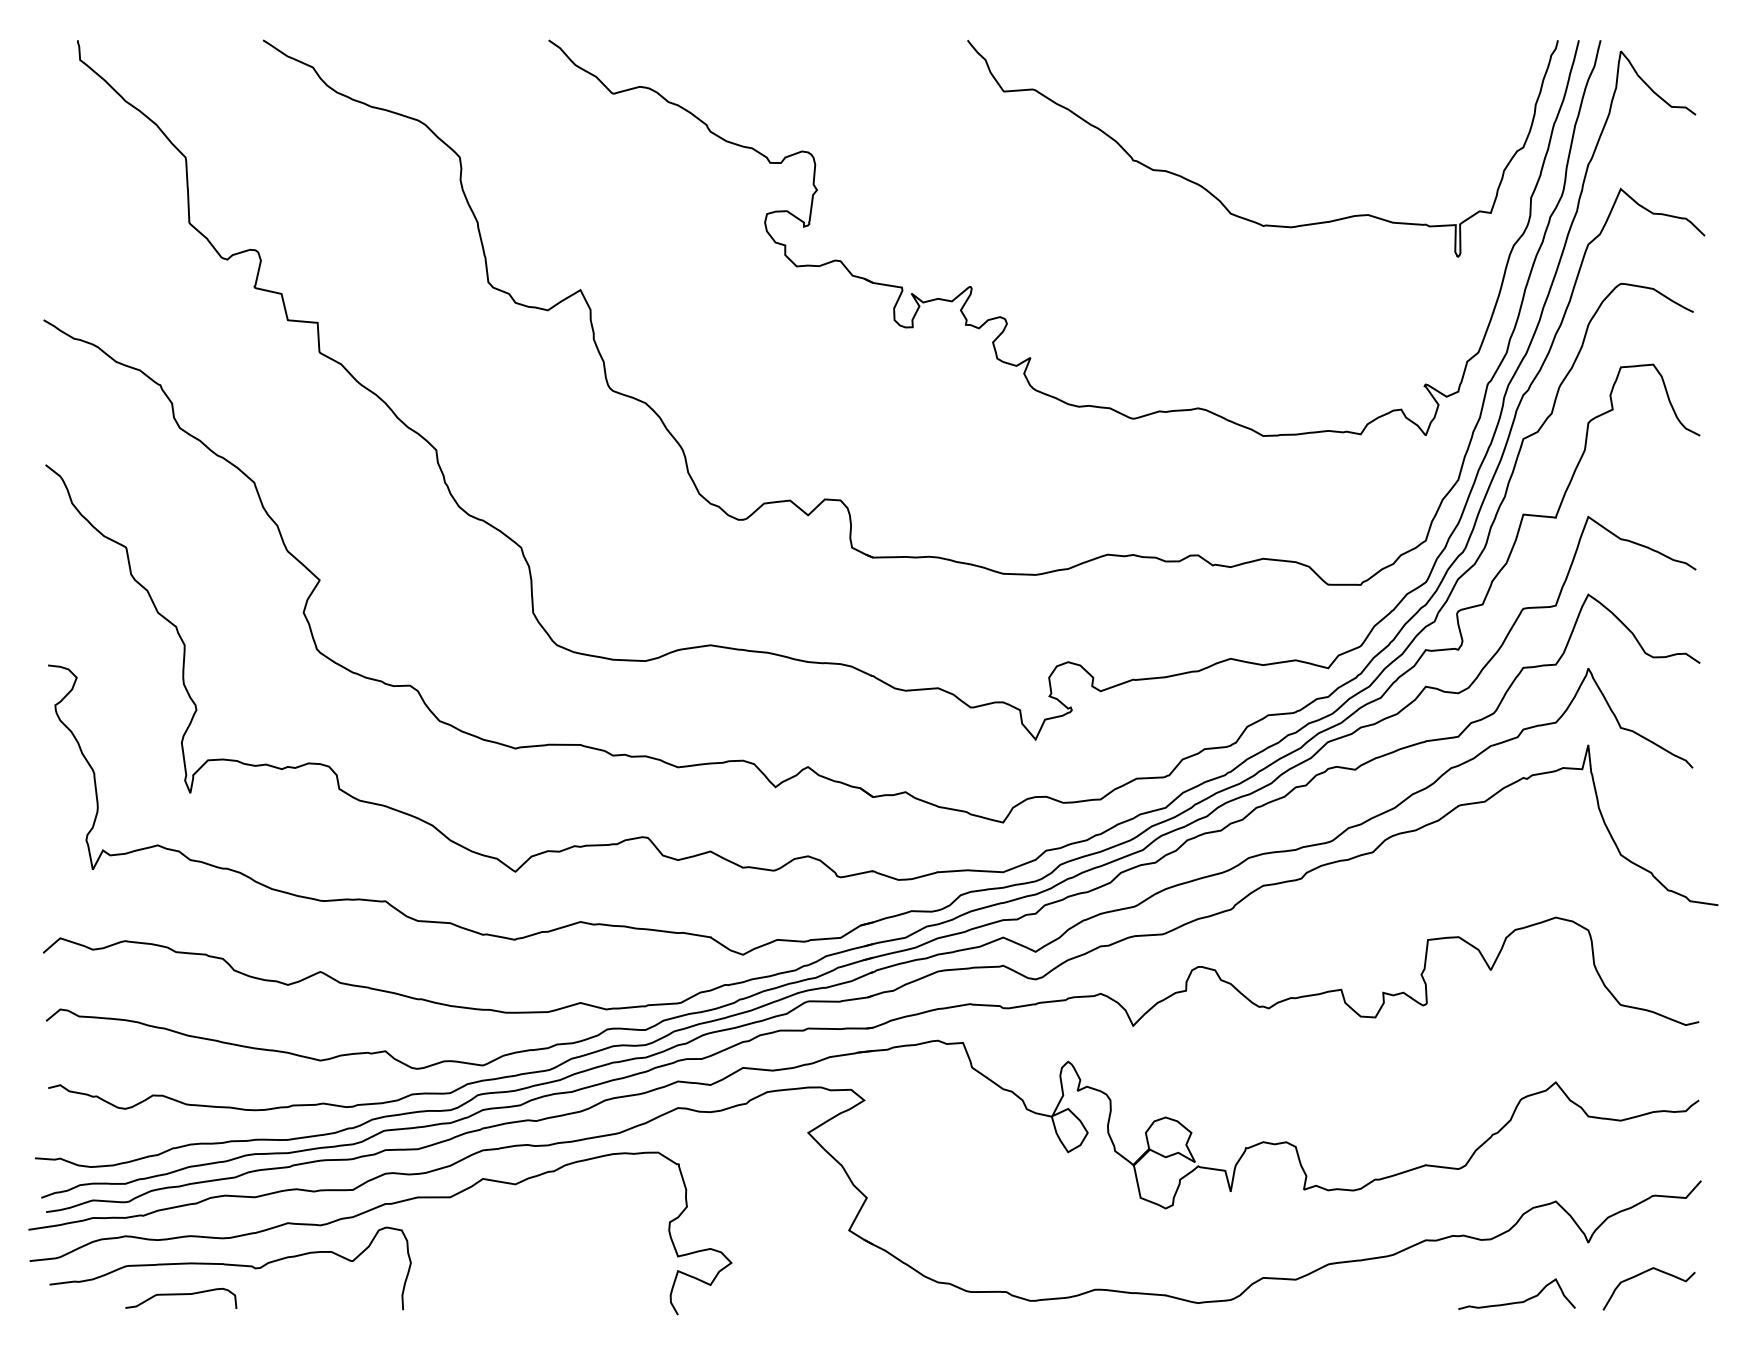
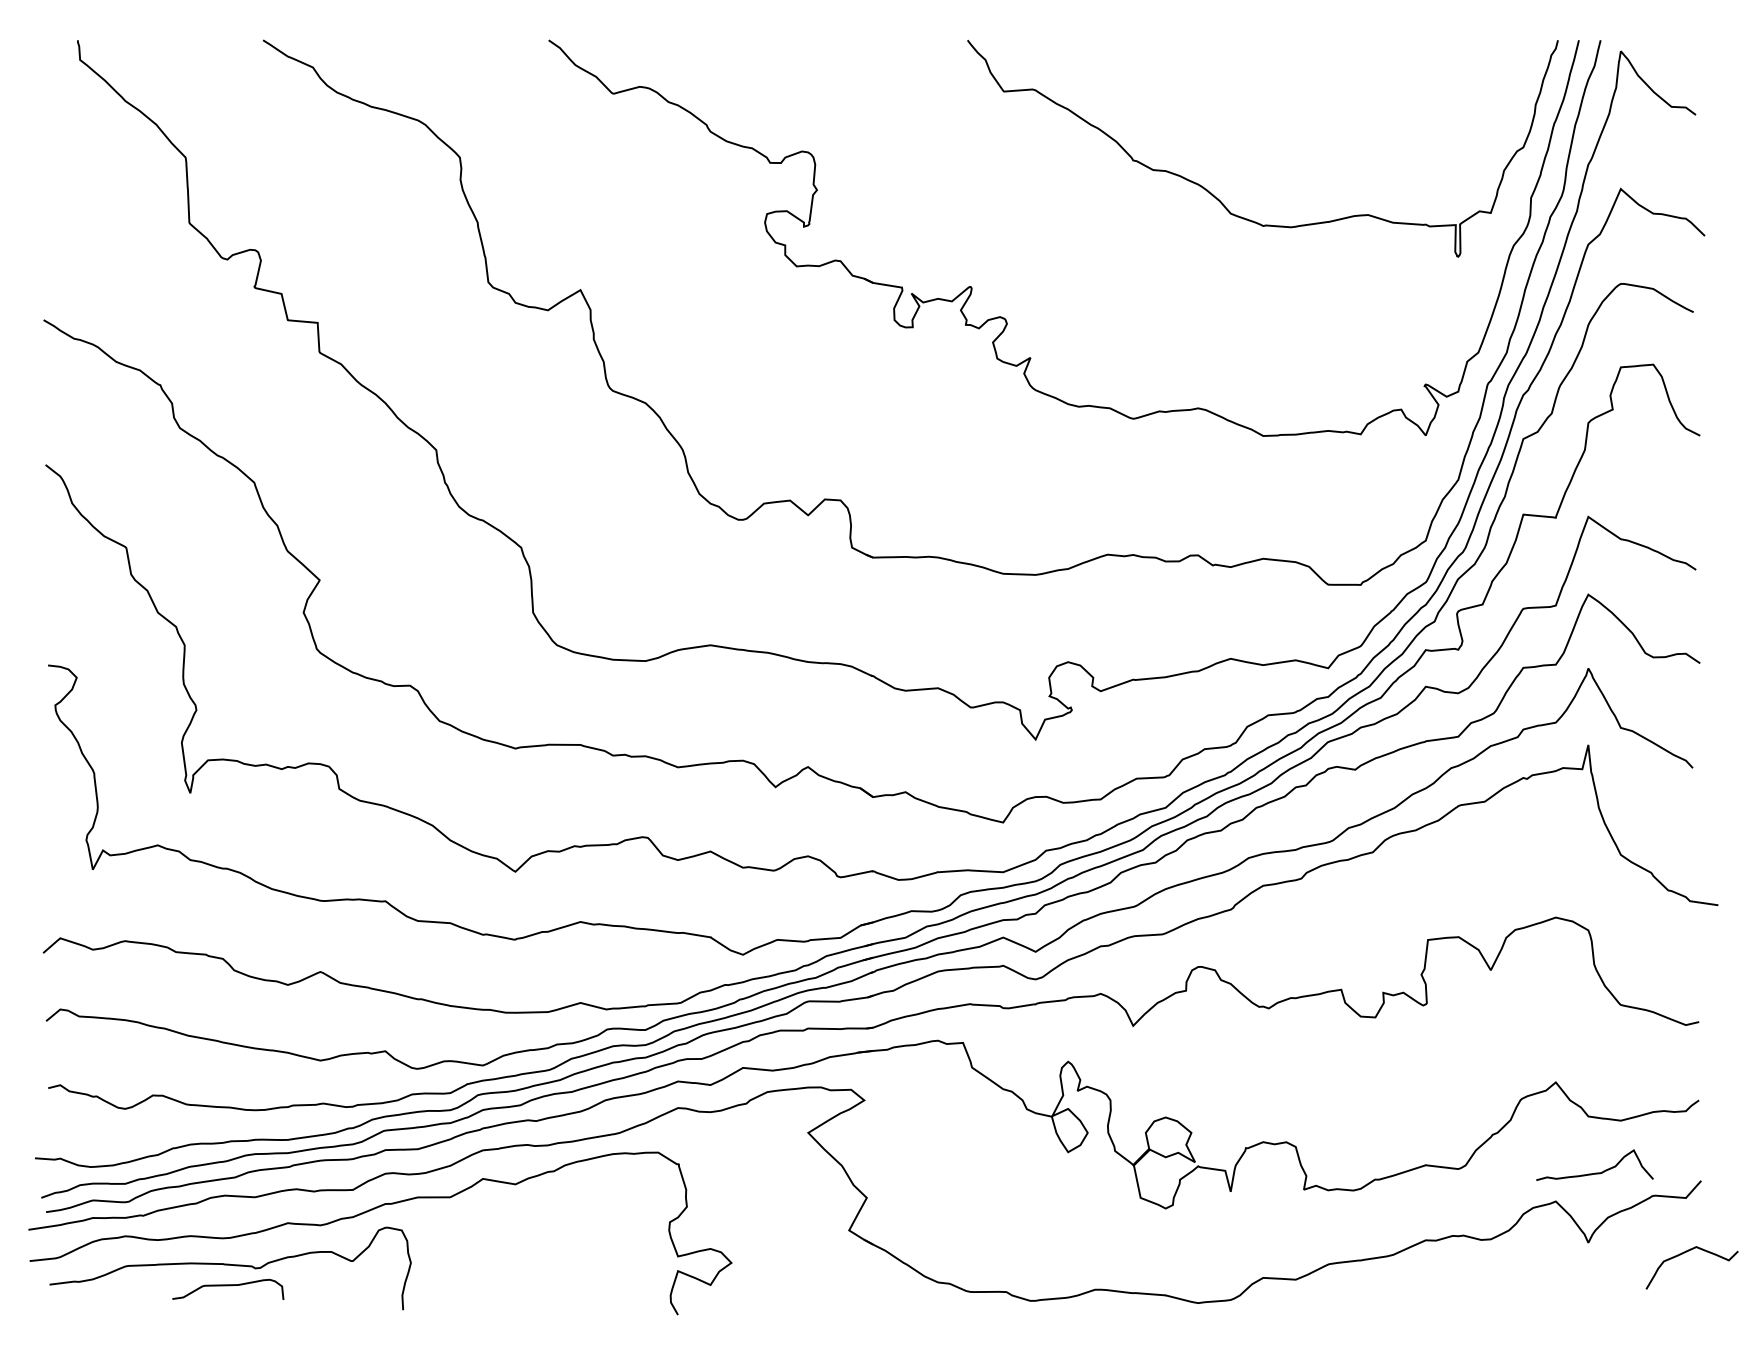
curve position: (1641, 1274) -> (1684, 1253) (1684, 1253)
curve position: (181, 1295) -> (228, 1286) (228, 1286)
curve position: (1516, 1301) -> (1594, 1172) (1594, 1172)
